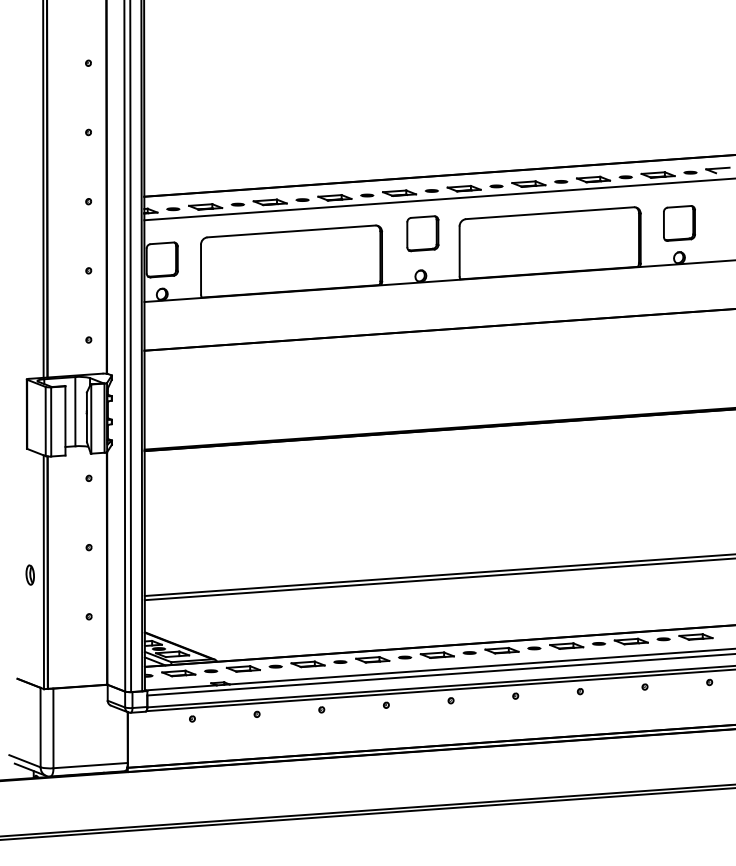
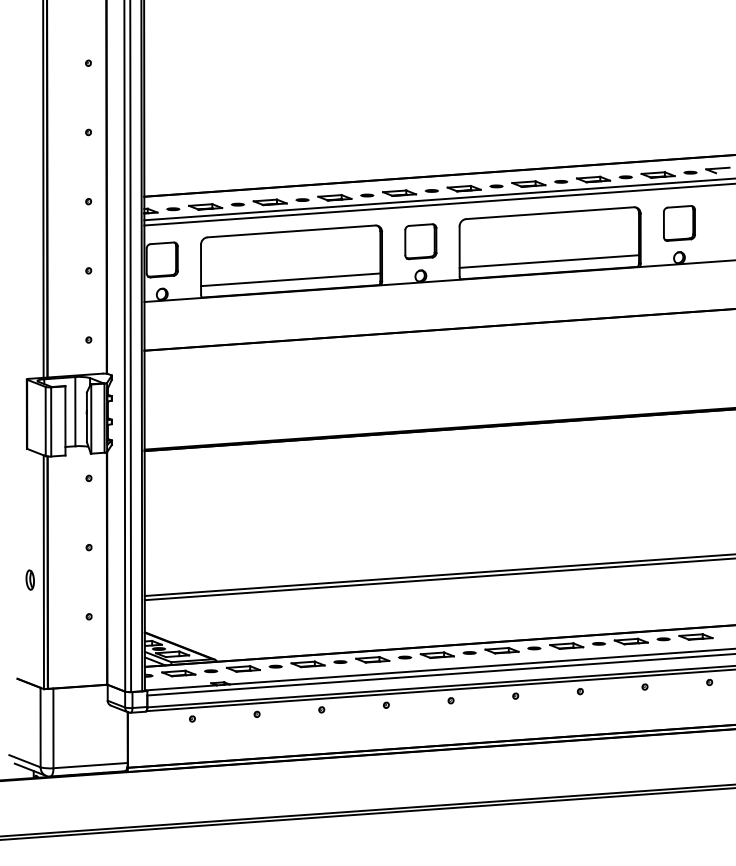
line: none -> present (438, 204)
part position: (422, 233) -> (420, 241) (420, 241)
line: none -> present (549, 261)
line: none -> present (290, 279)
part position: (29, 574) -> (29, 579) (29, 579)
